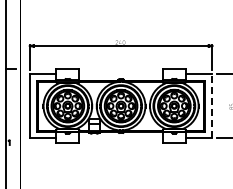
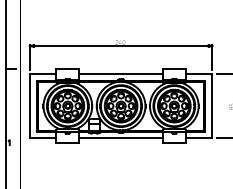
line: none -> present (120, 73)
line: dashed -> solid (212, 105)
line: none -> present (120, 138)
